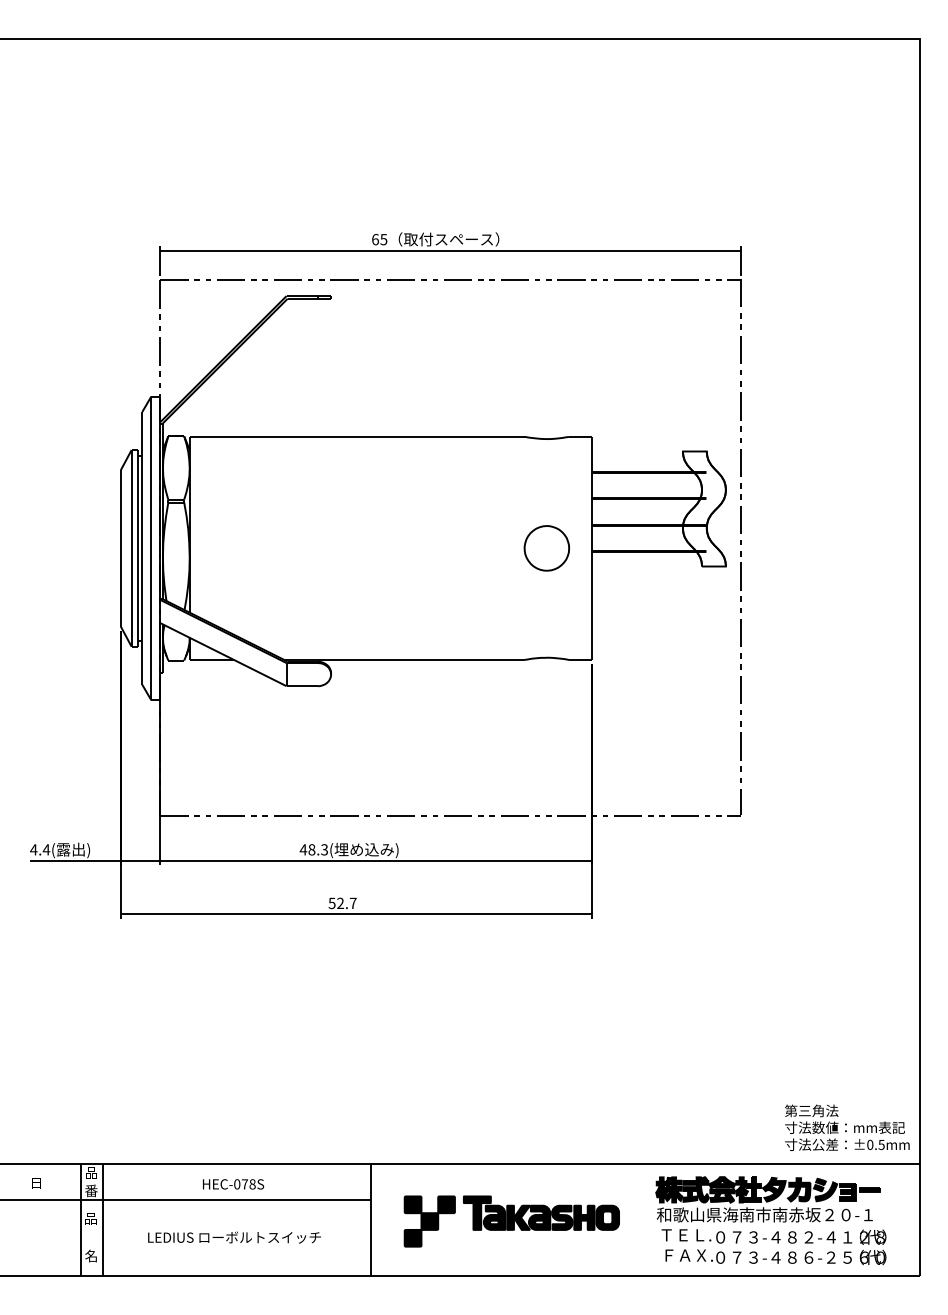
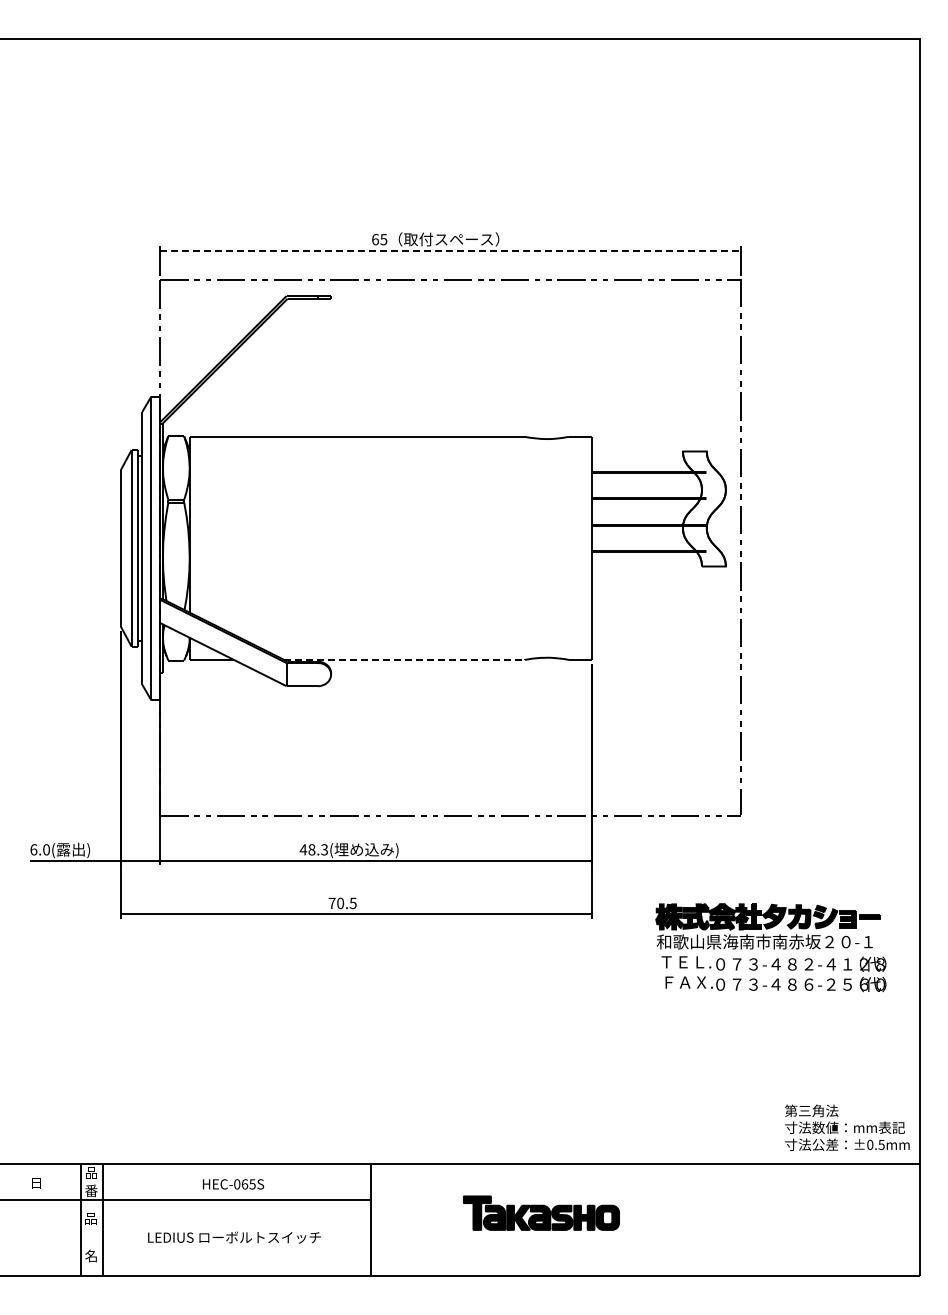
line: solid -> dashed (450, 251)
part: present -> none (546, 548)
line: solid -> dashed (405, 660)
text: 4.4( -> 6.0( (40, 849)
text: 52.7 -> 70.5 (342, 903)
text: HEC-078S -> HEC-065S (248, 1184)
part position: (770, 1220) -> (770, 947) (770, 947)
part: present -> none (429, 1221)
